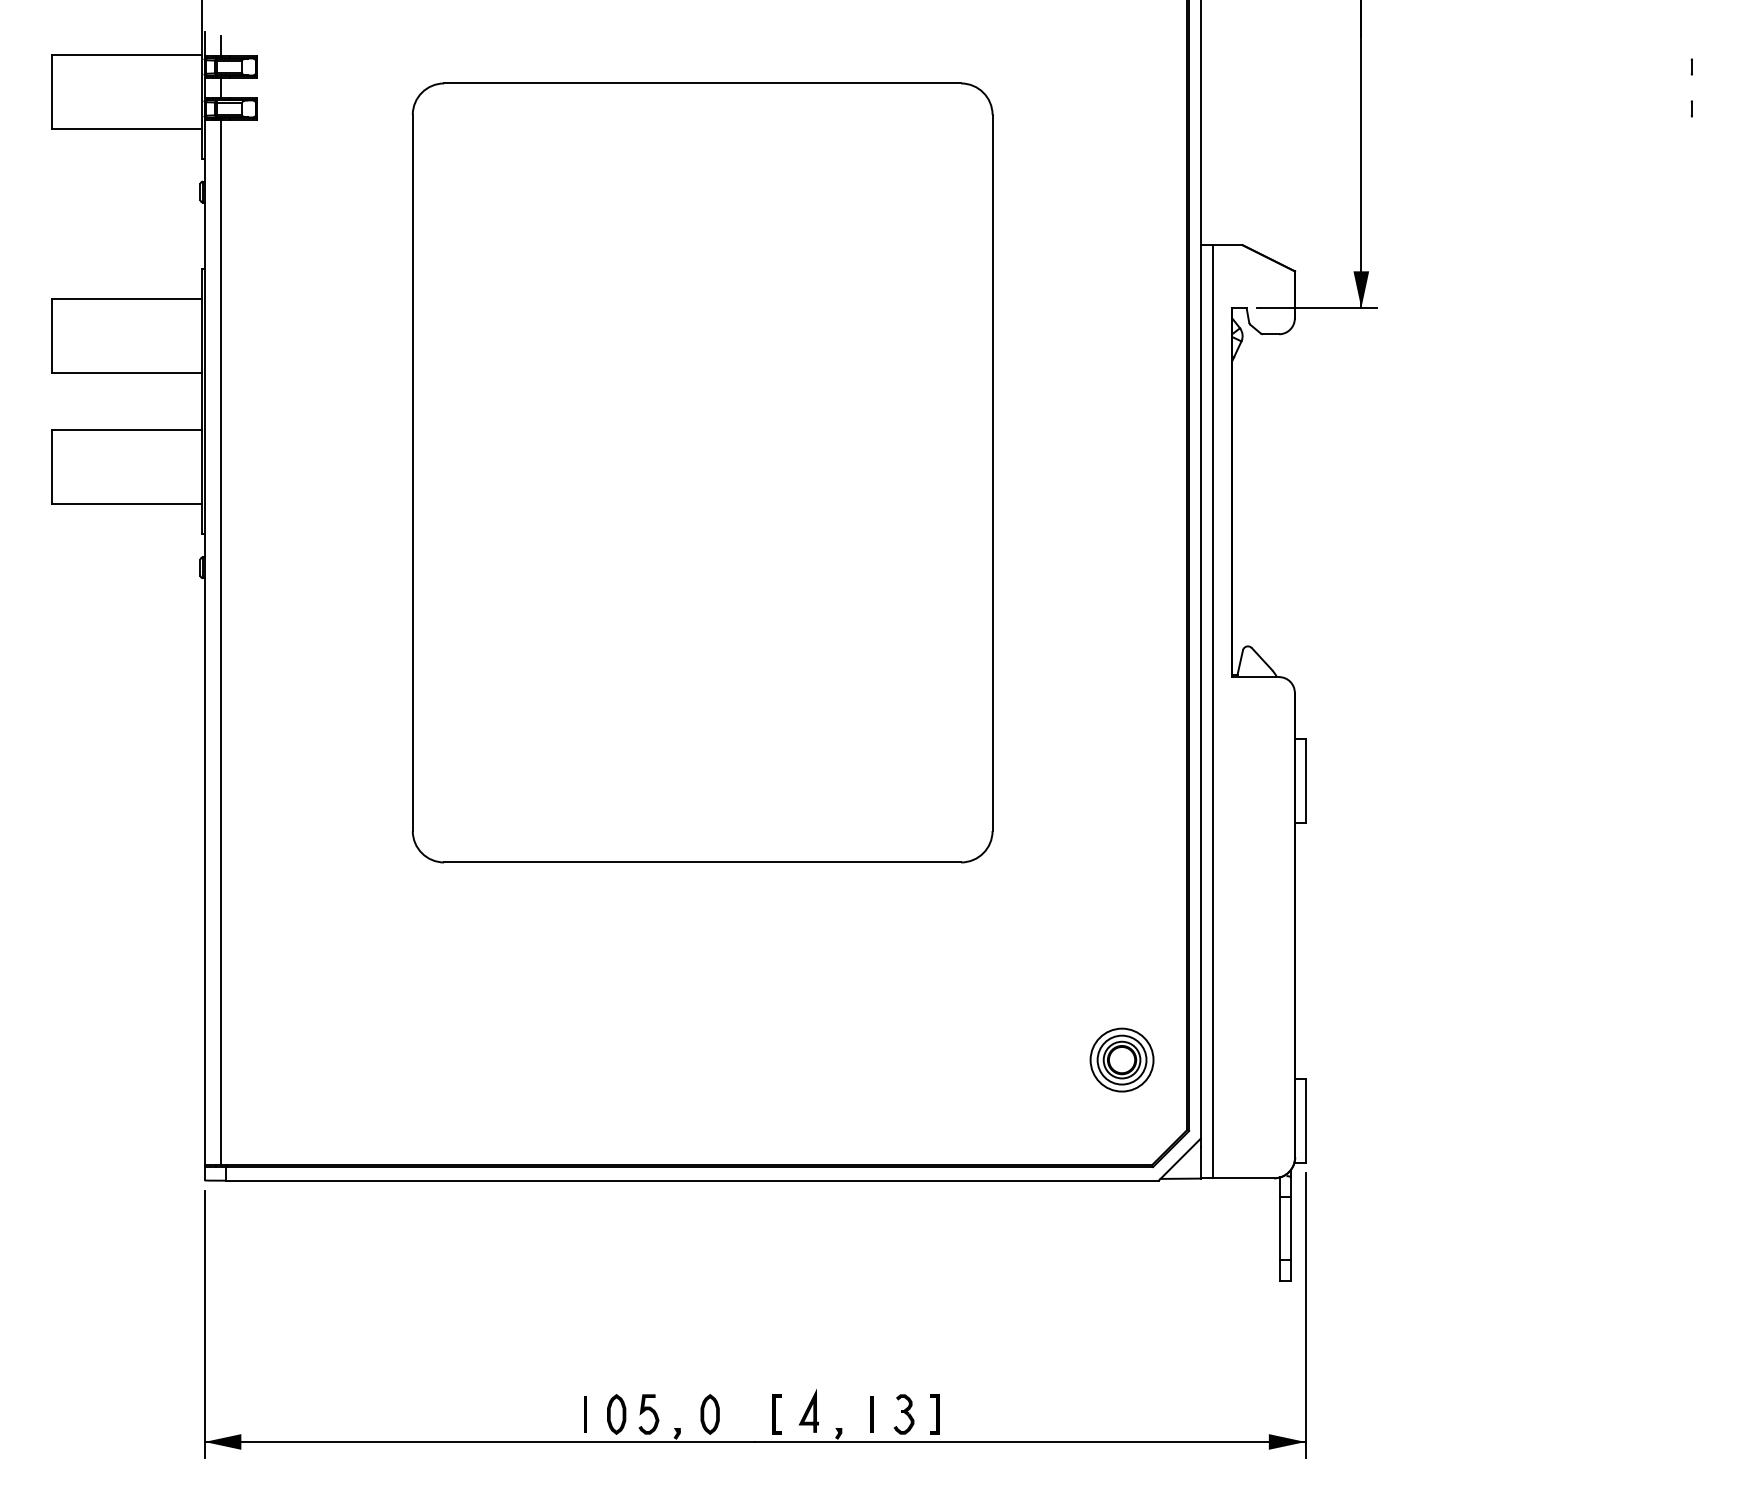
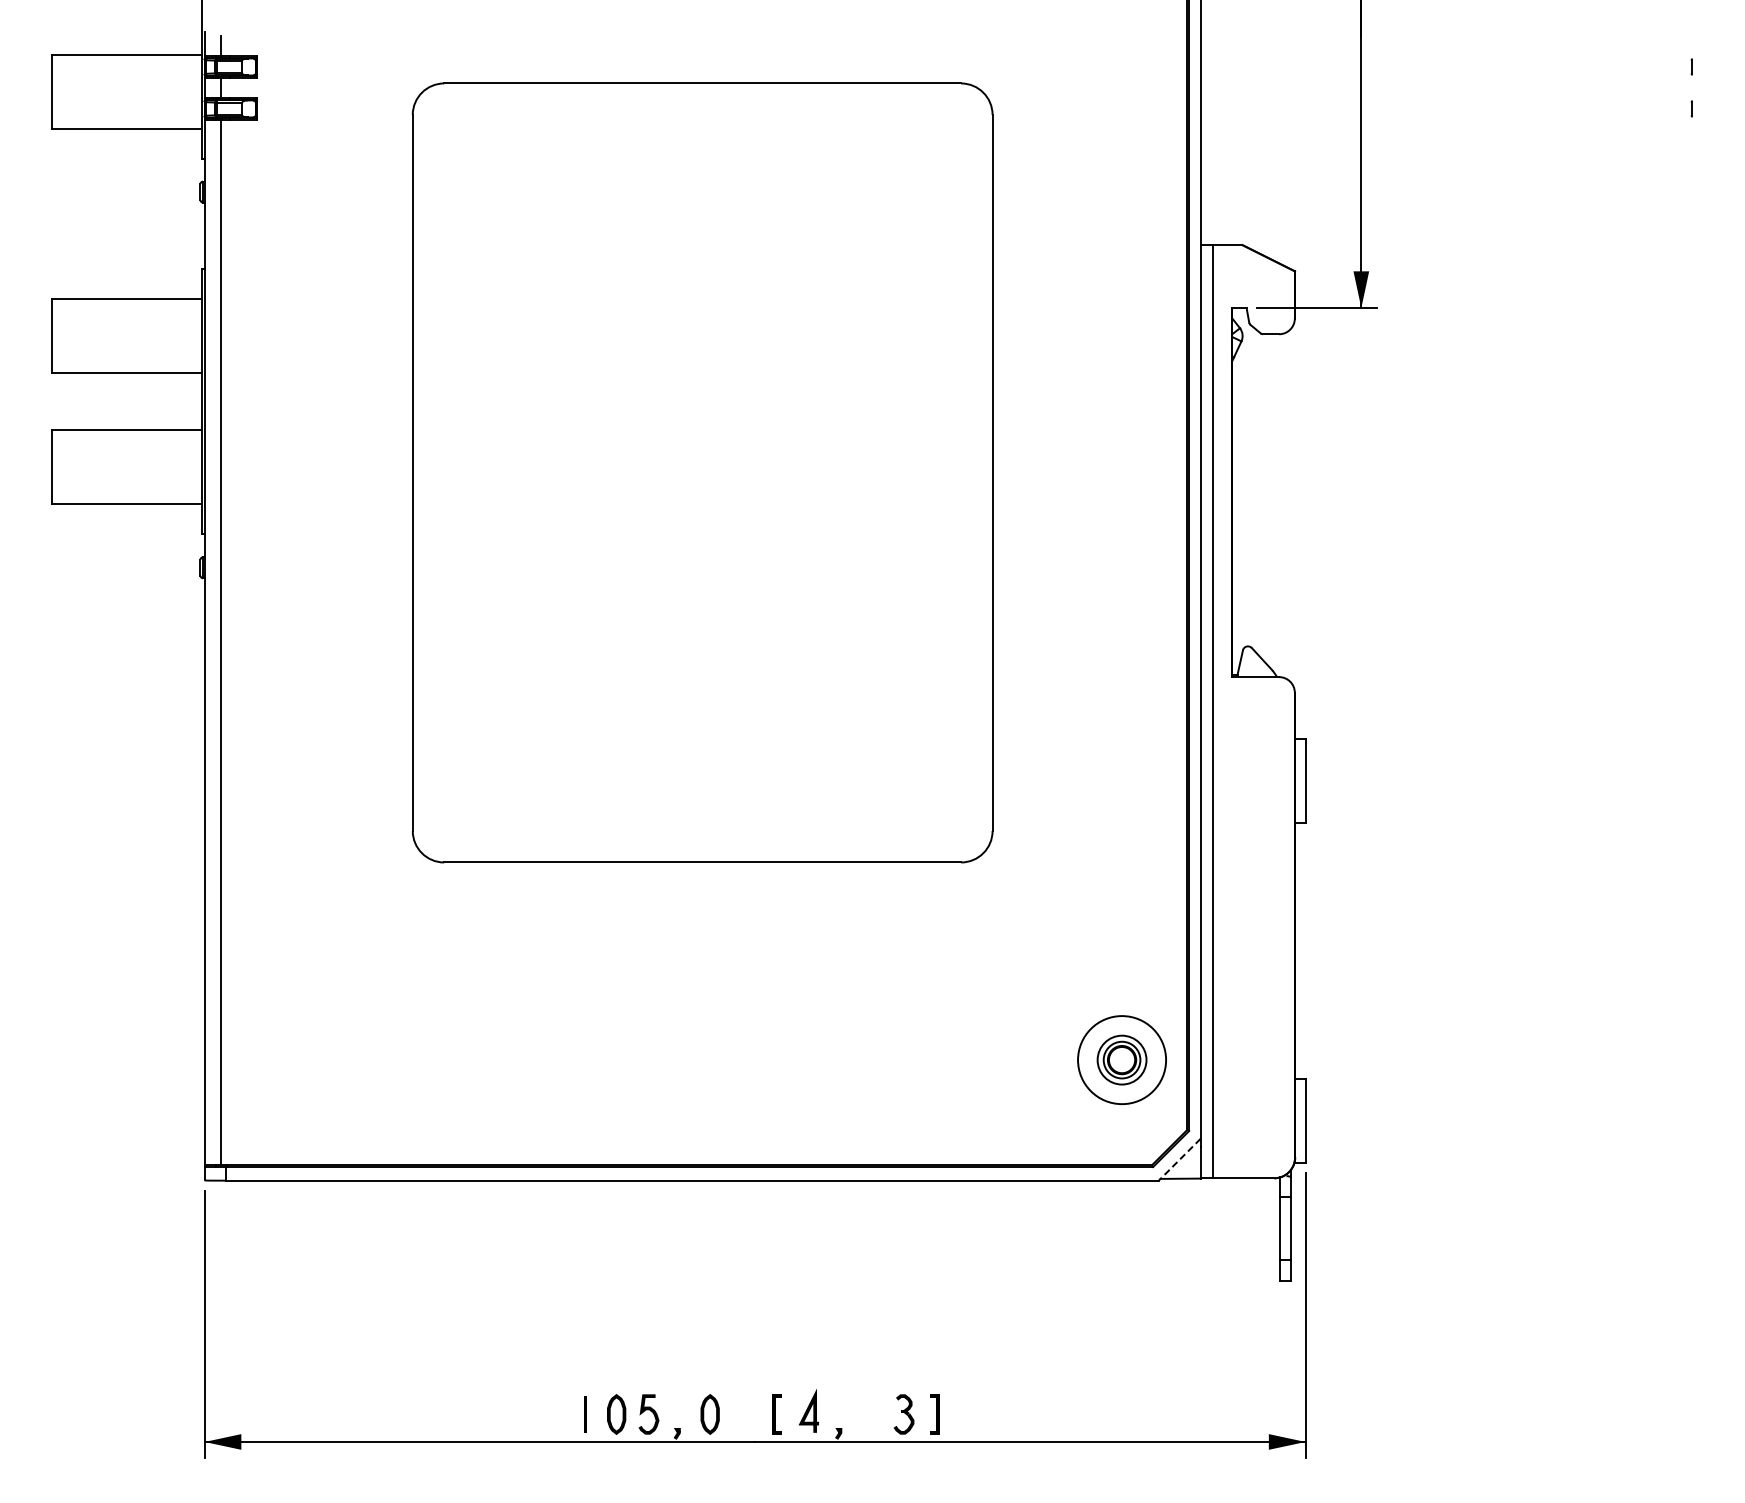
circle diameter: 63 px -> 88 px (1122, 1060)
line: solid -> dashed (1179, 1159)
line: present -> none (871, 1414)
